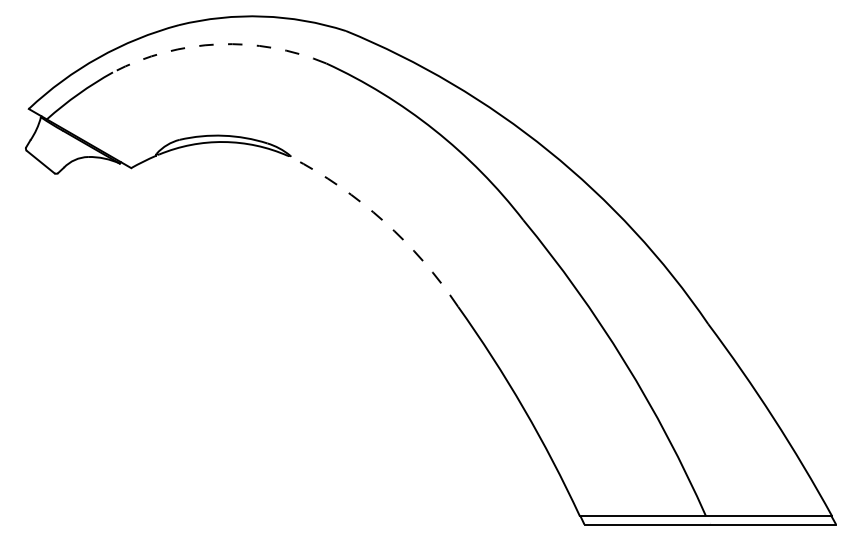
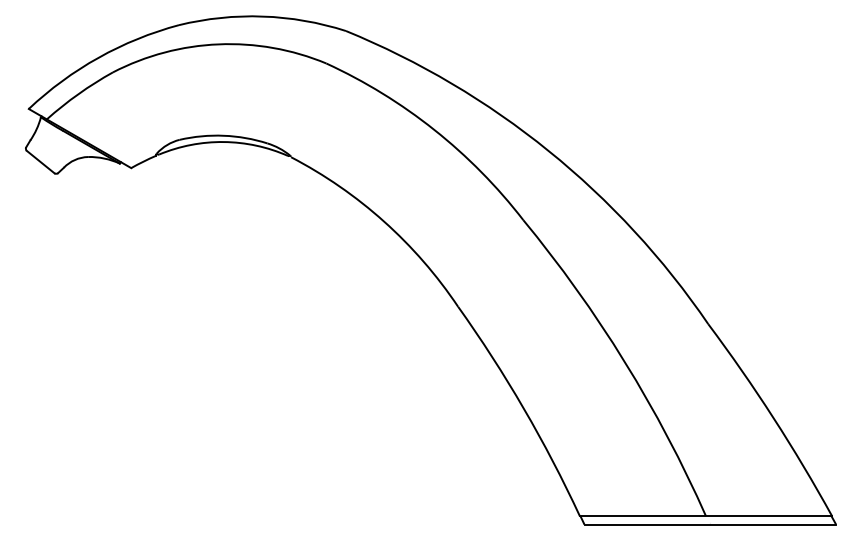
arc: dashed -> solid (218, 44)
arc: dashed -> solid (384, 221)
